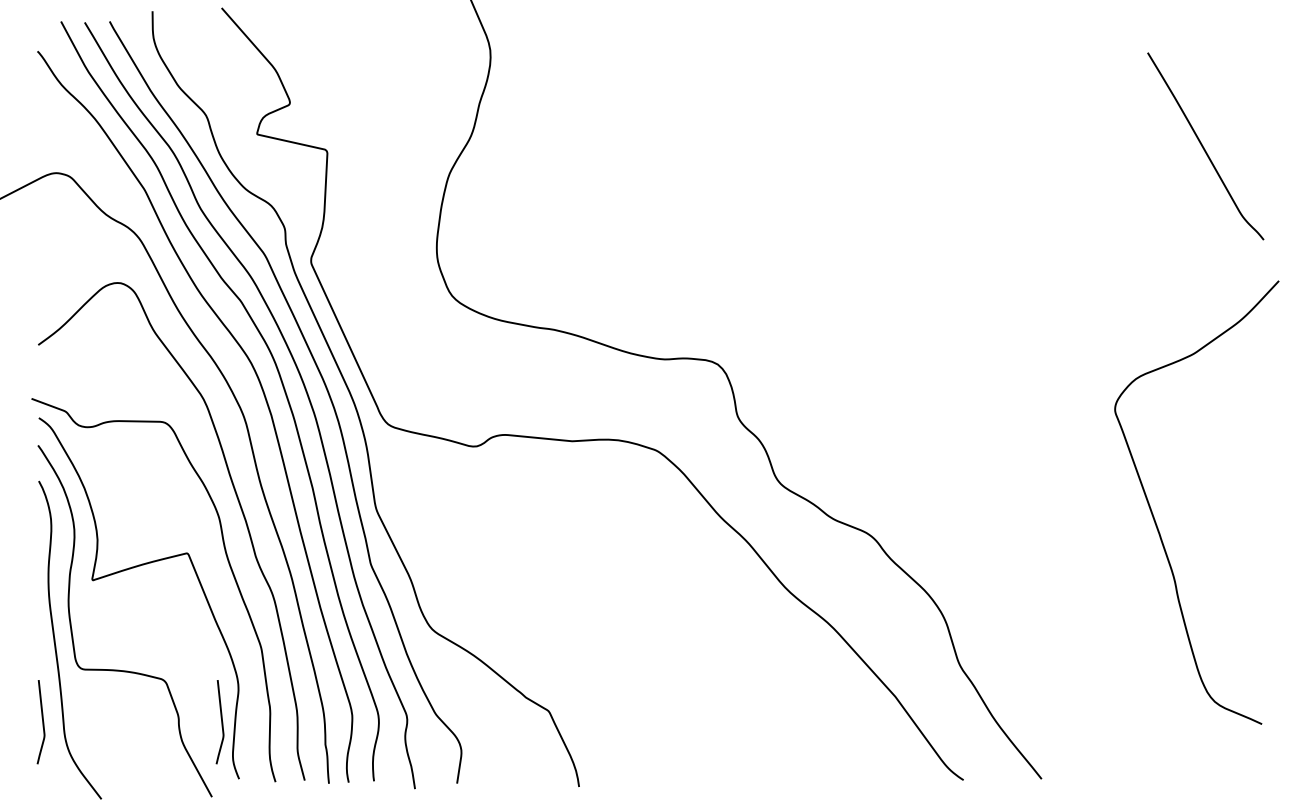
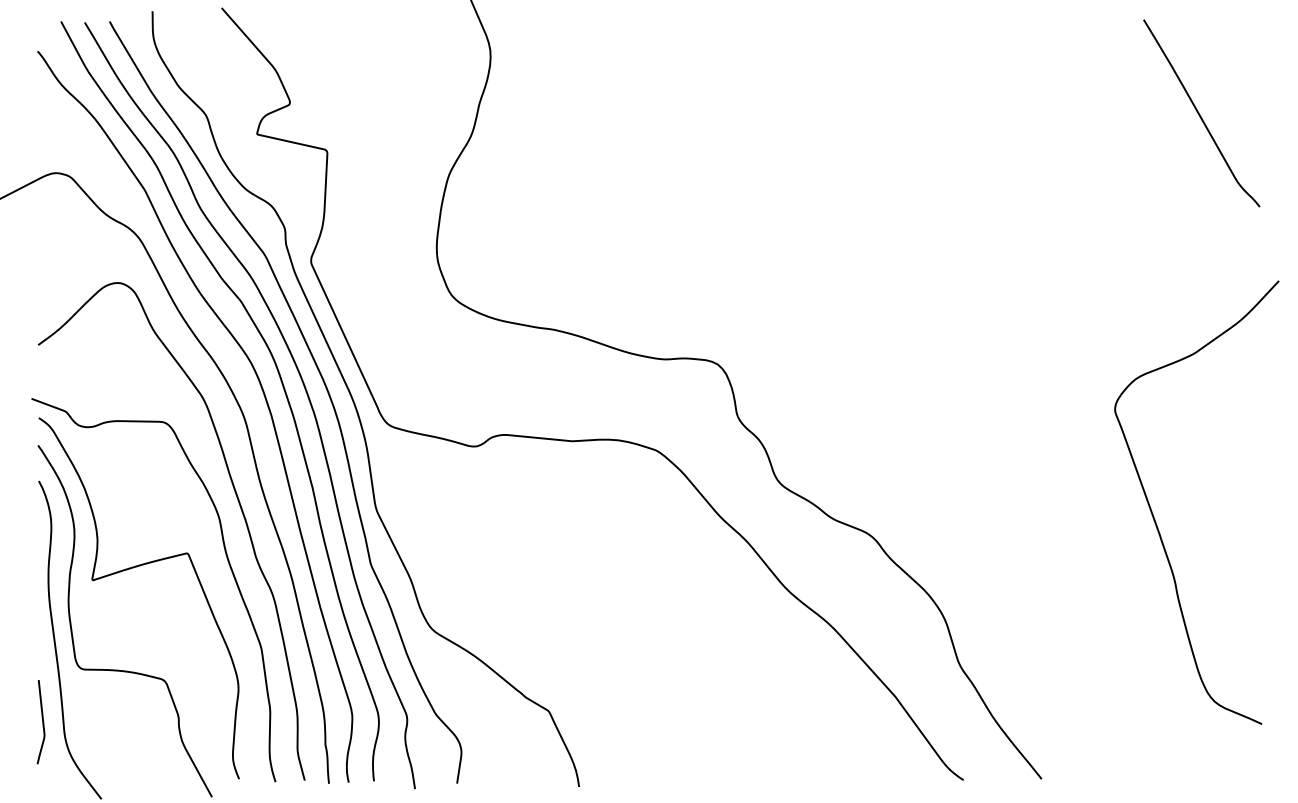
curve position: (1204, 147) -> (1200, 114) (1200, 114)
curve: present -> none (221, 722)
